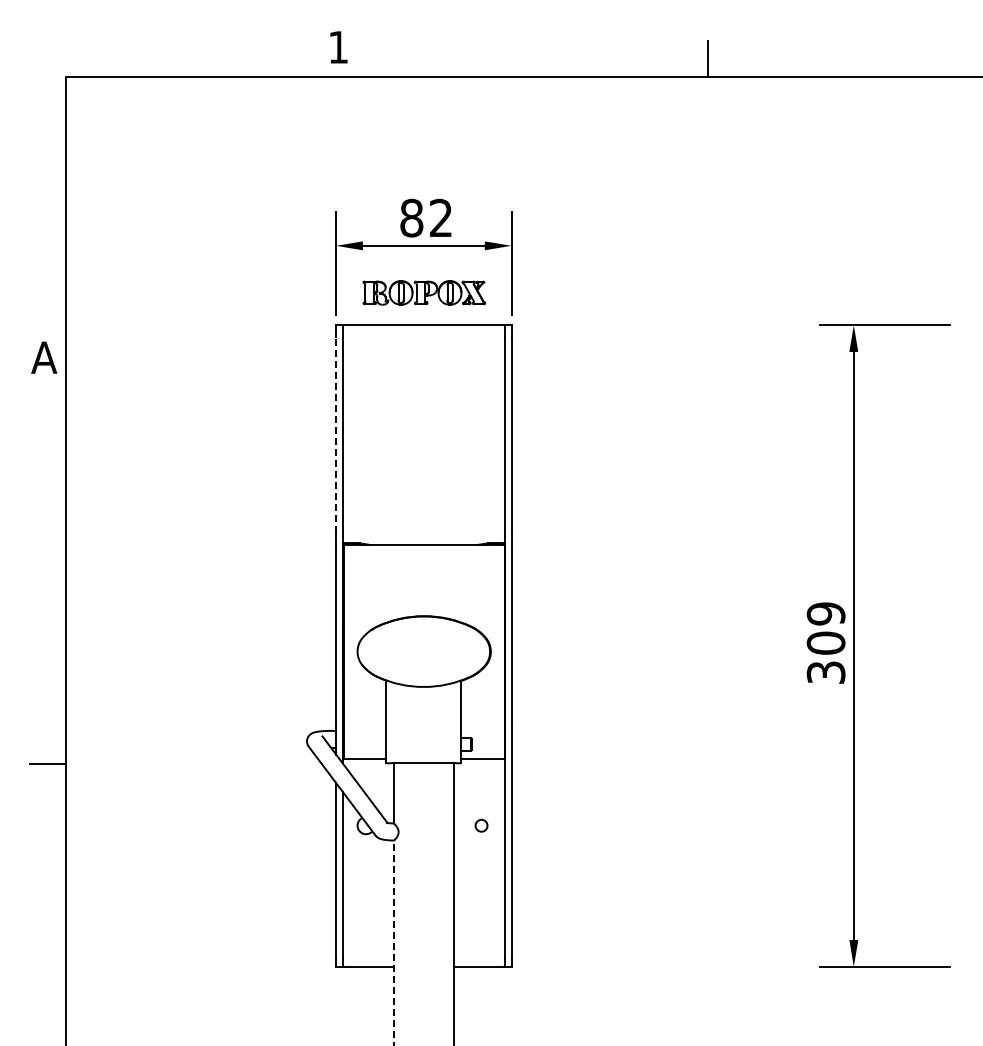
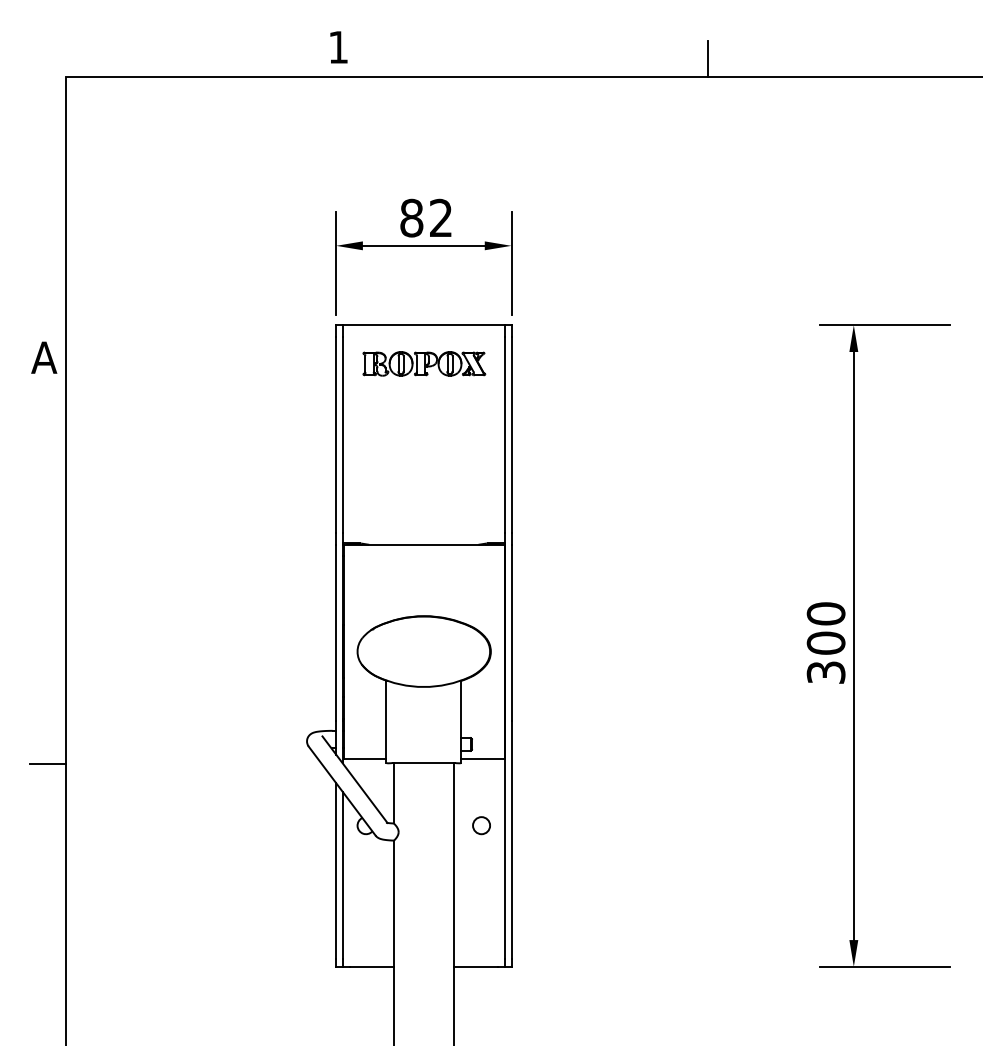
part position: (424, 292) -> (424, 363) (424, 363)
line: dashed -> solid (336, 434)
text: 309 -> 300 (826, 613)
circle size: 15x15 px -> 19x20 px (481, 825)
line: dashed -> solid (393, 942)
